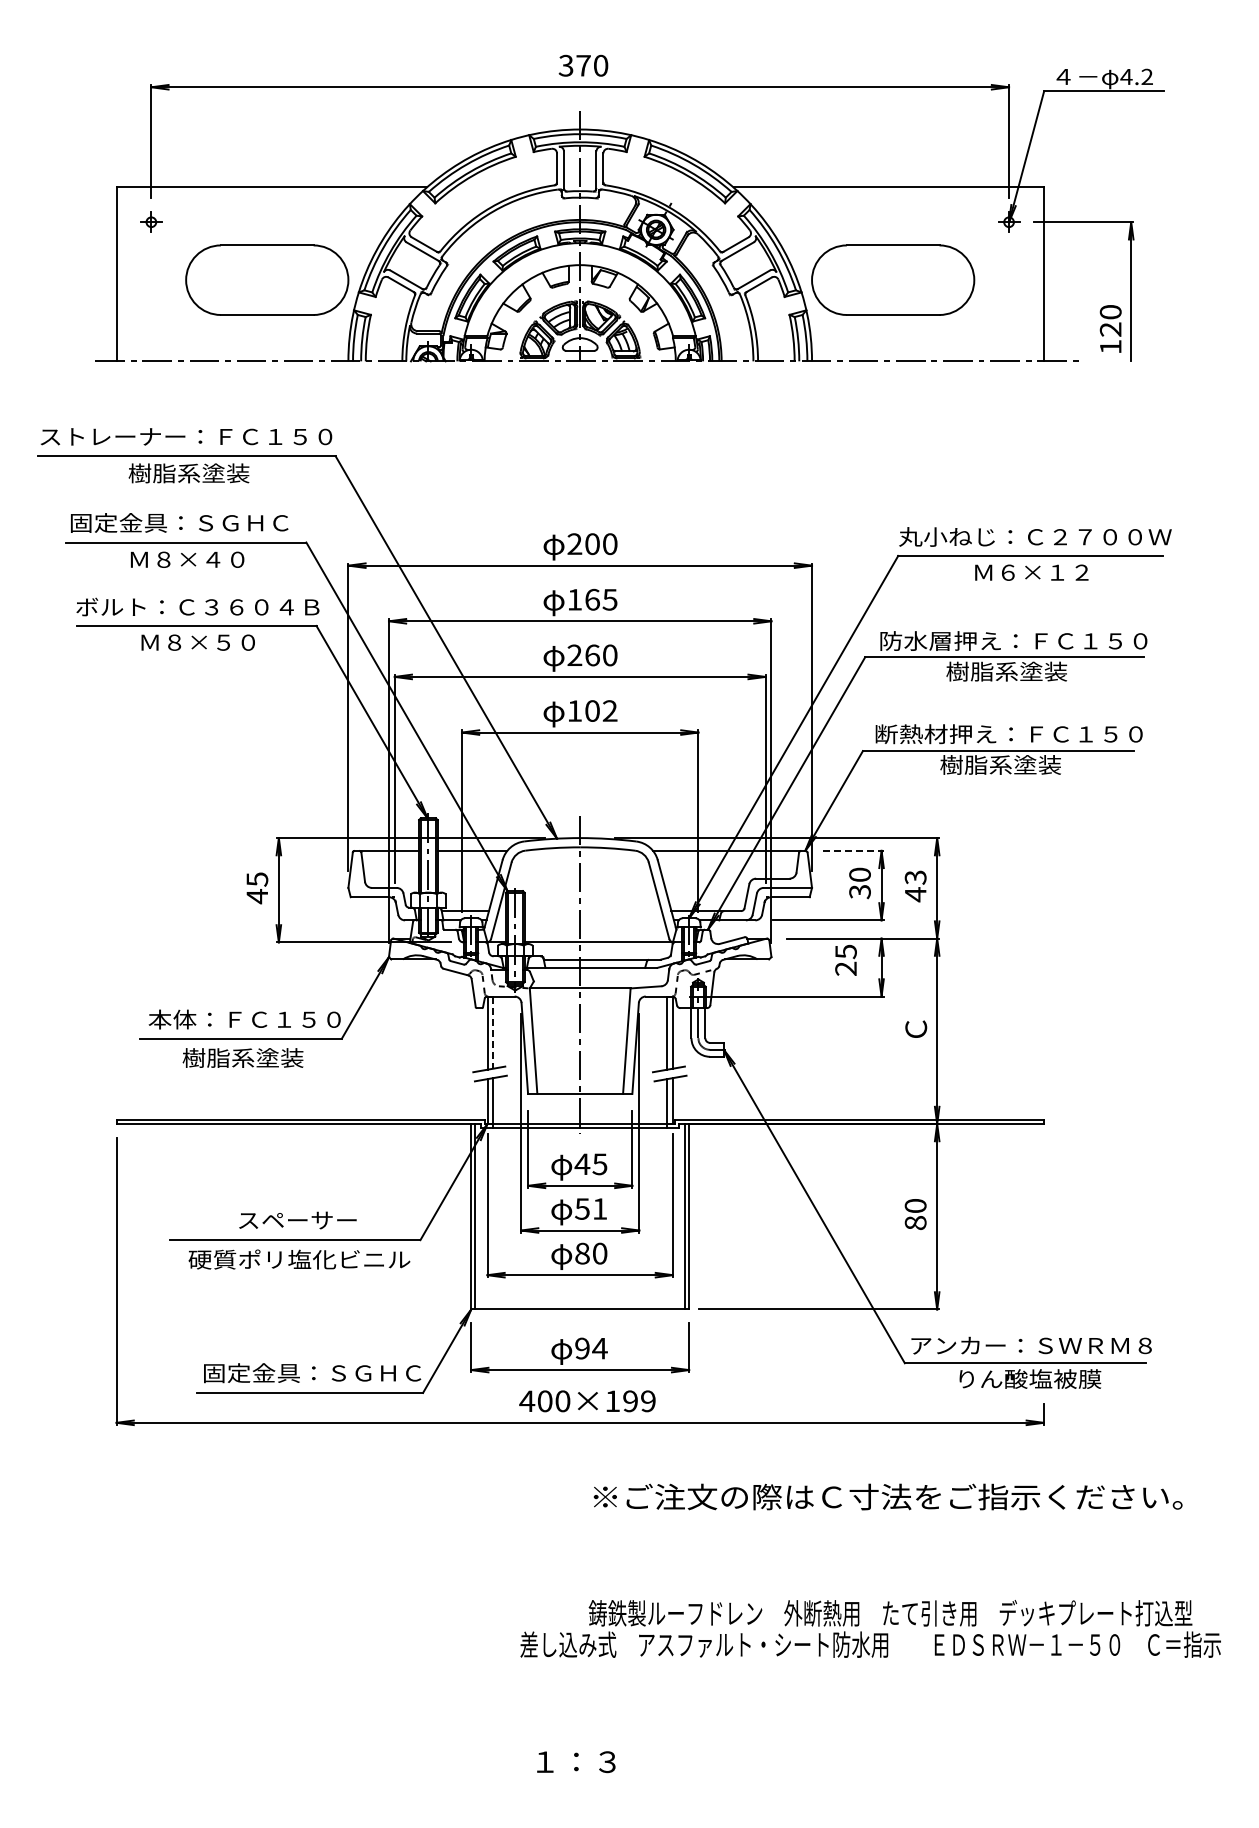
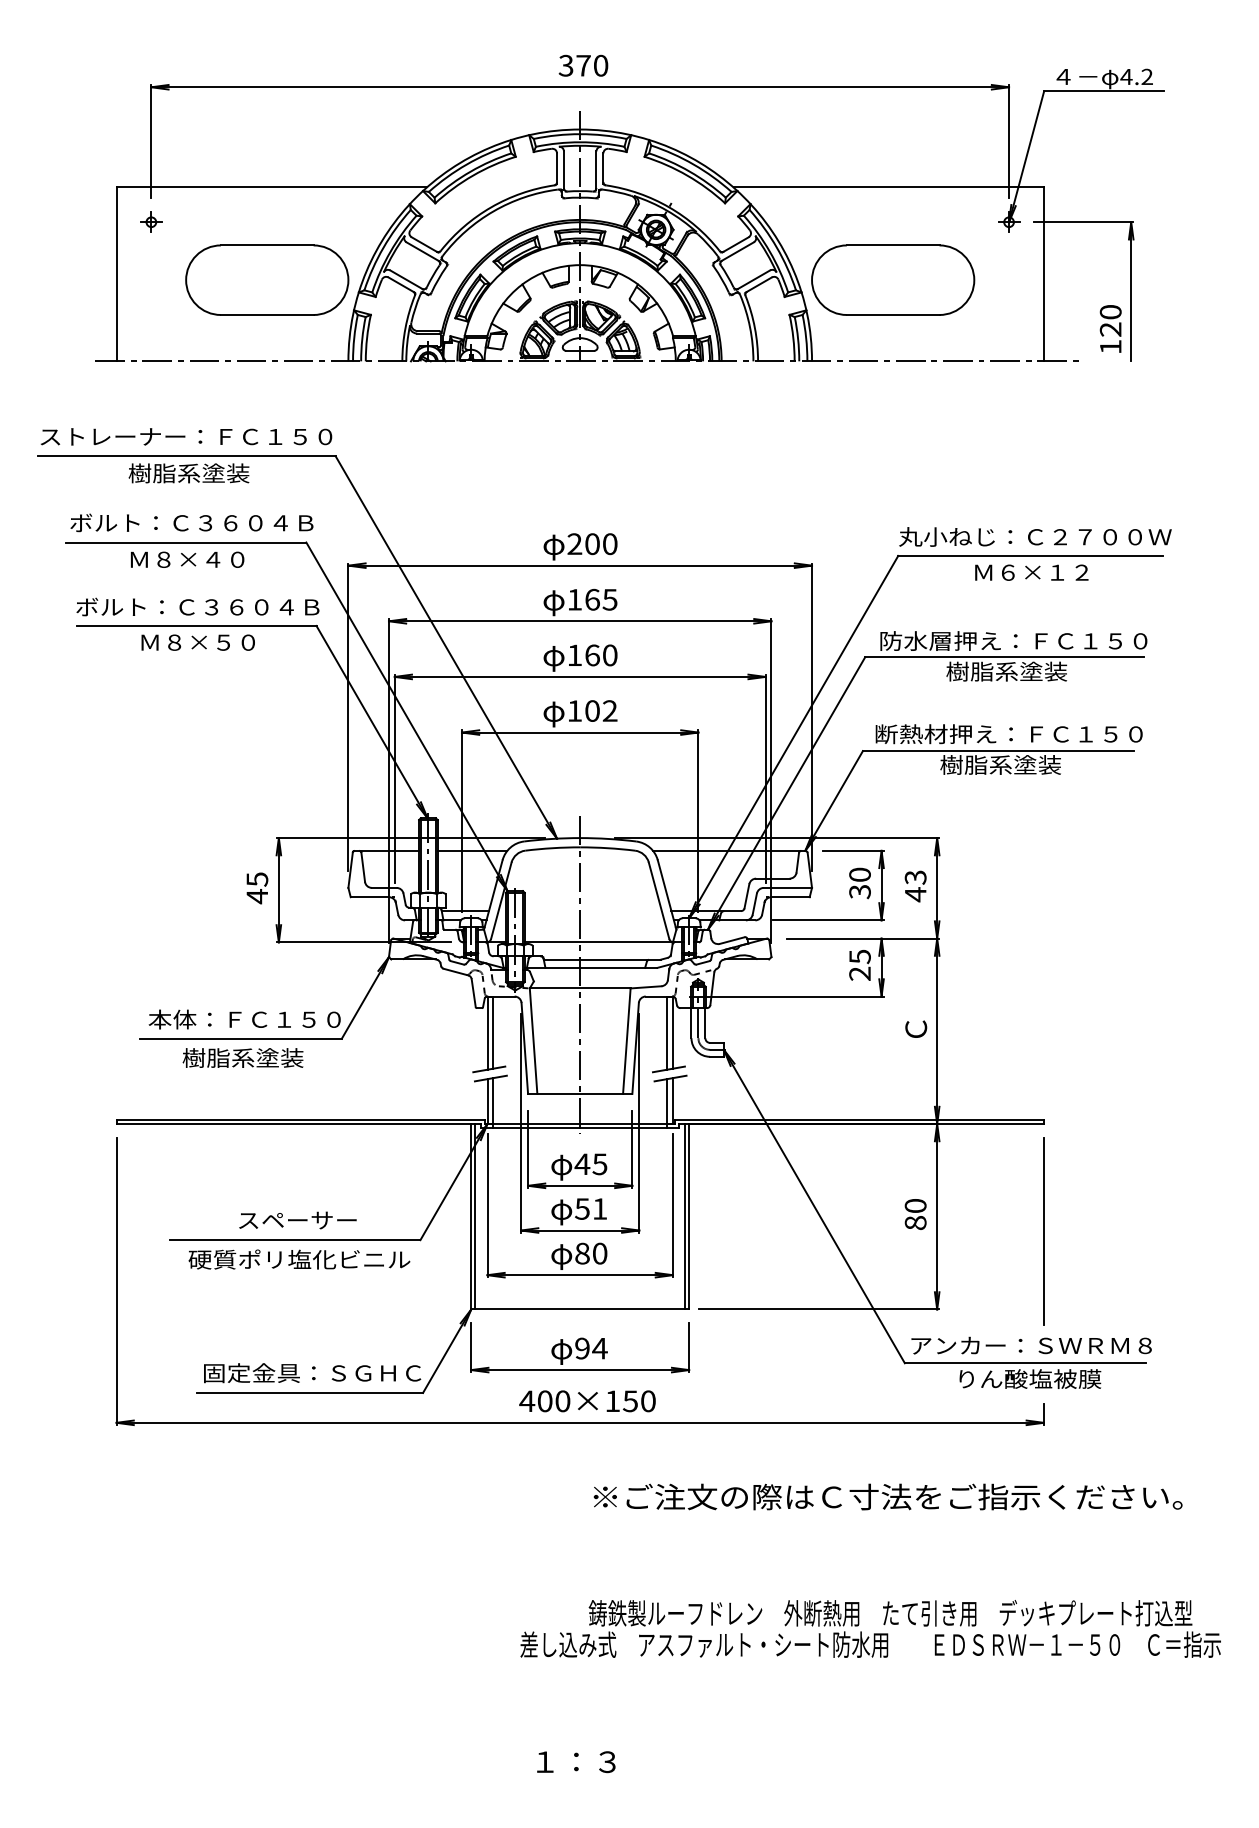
text: 固定金具：ＳＧＨＣ -> ボルト：Ｃ３６０４Ｂ (191, 522)
text: 260 -> 160 (574, 654)
line: dashed -> solid (853, 850)
text position: (845, 960) -> (859, 965) (859, 965)
line: dashed -> solid (493, 1033)
line: none -> present (1043, 1230)
text: 400×199 -> 400×150 (638, 1401)
